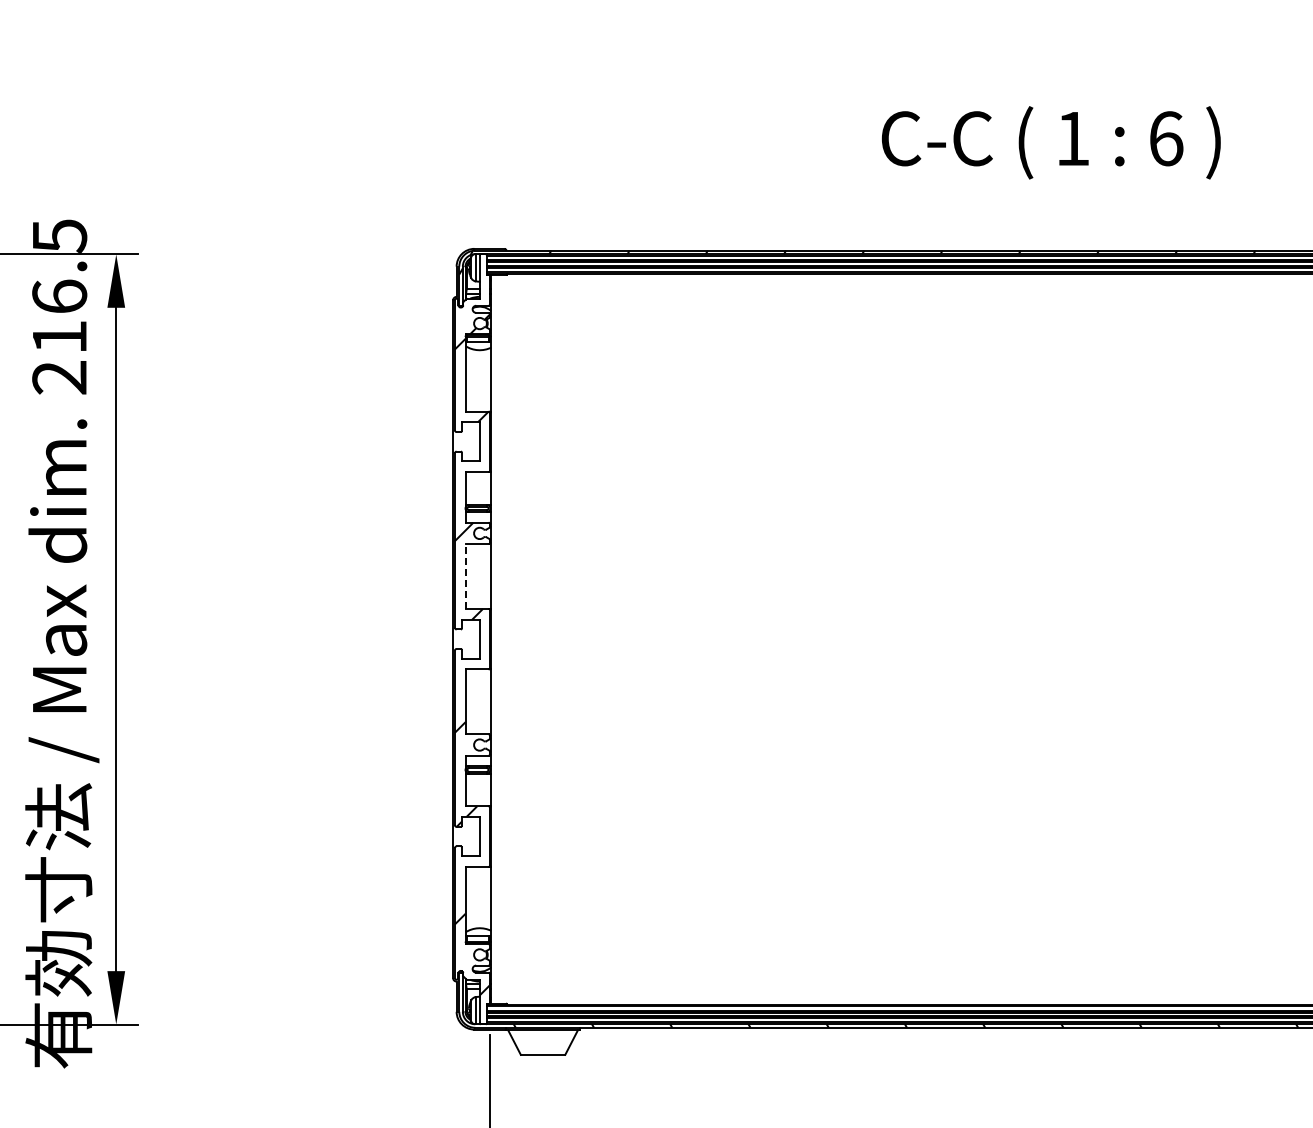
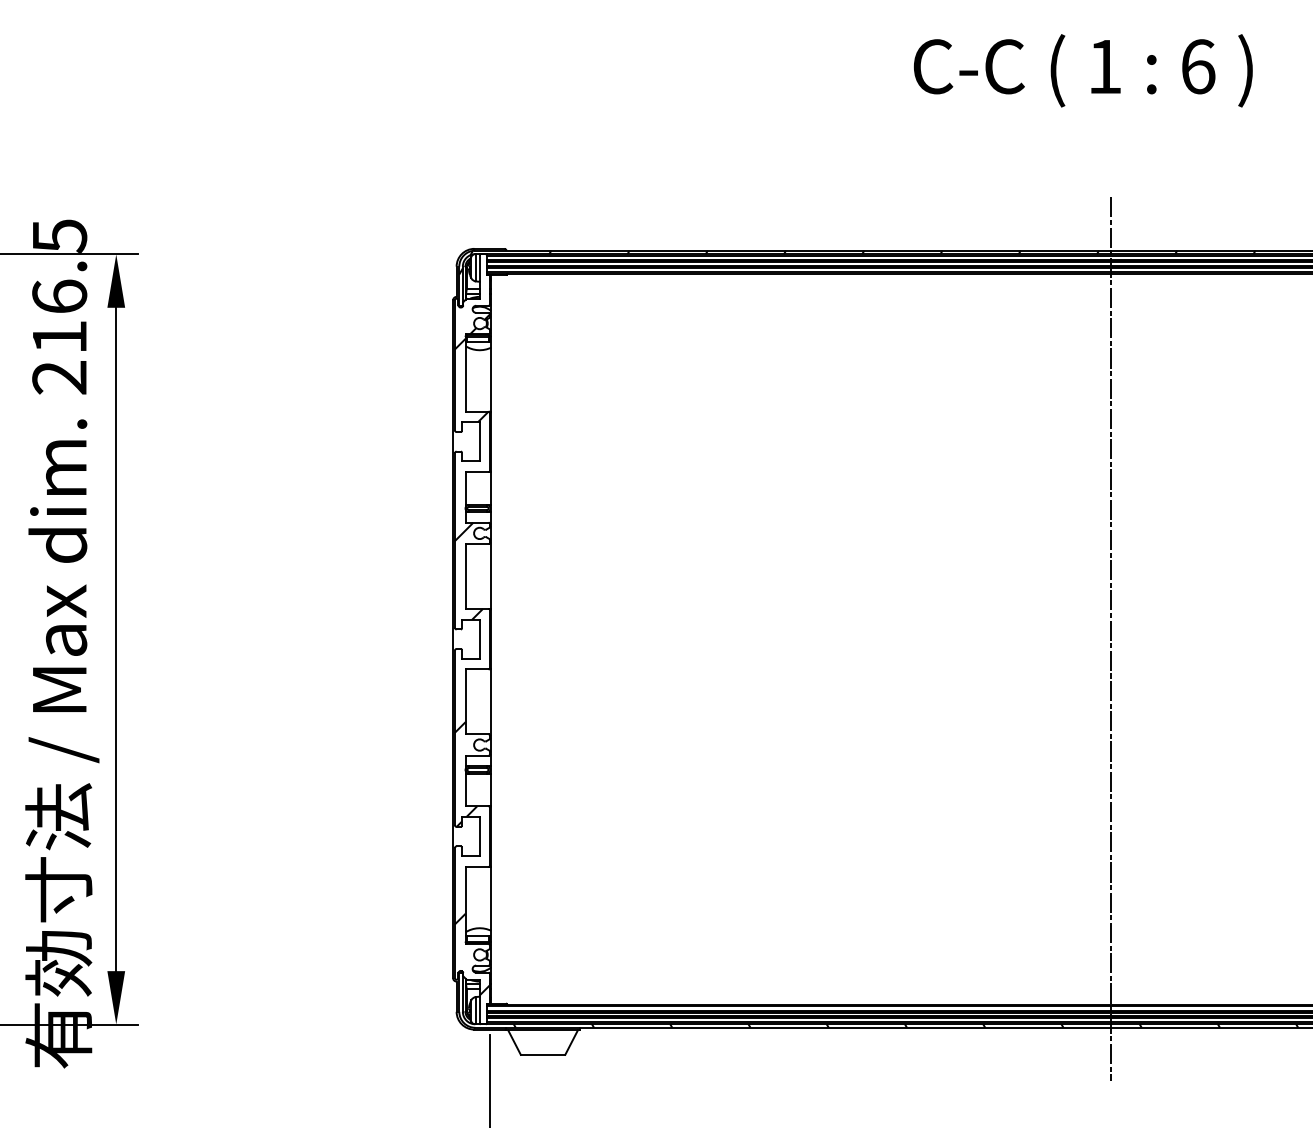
text position: (1051, 142) -> (1083, 70) (1083, 70)
line: dashed -> solid (465, 576)
line: none -> present (1111, 639)
